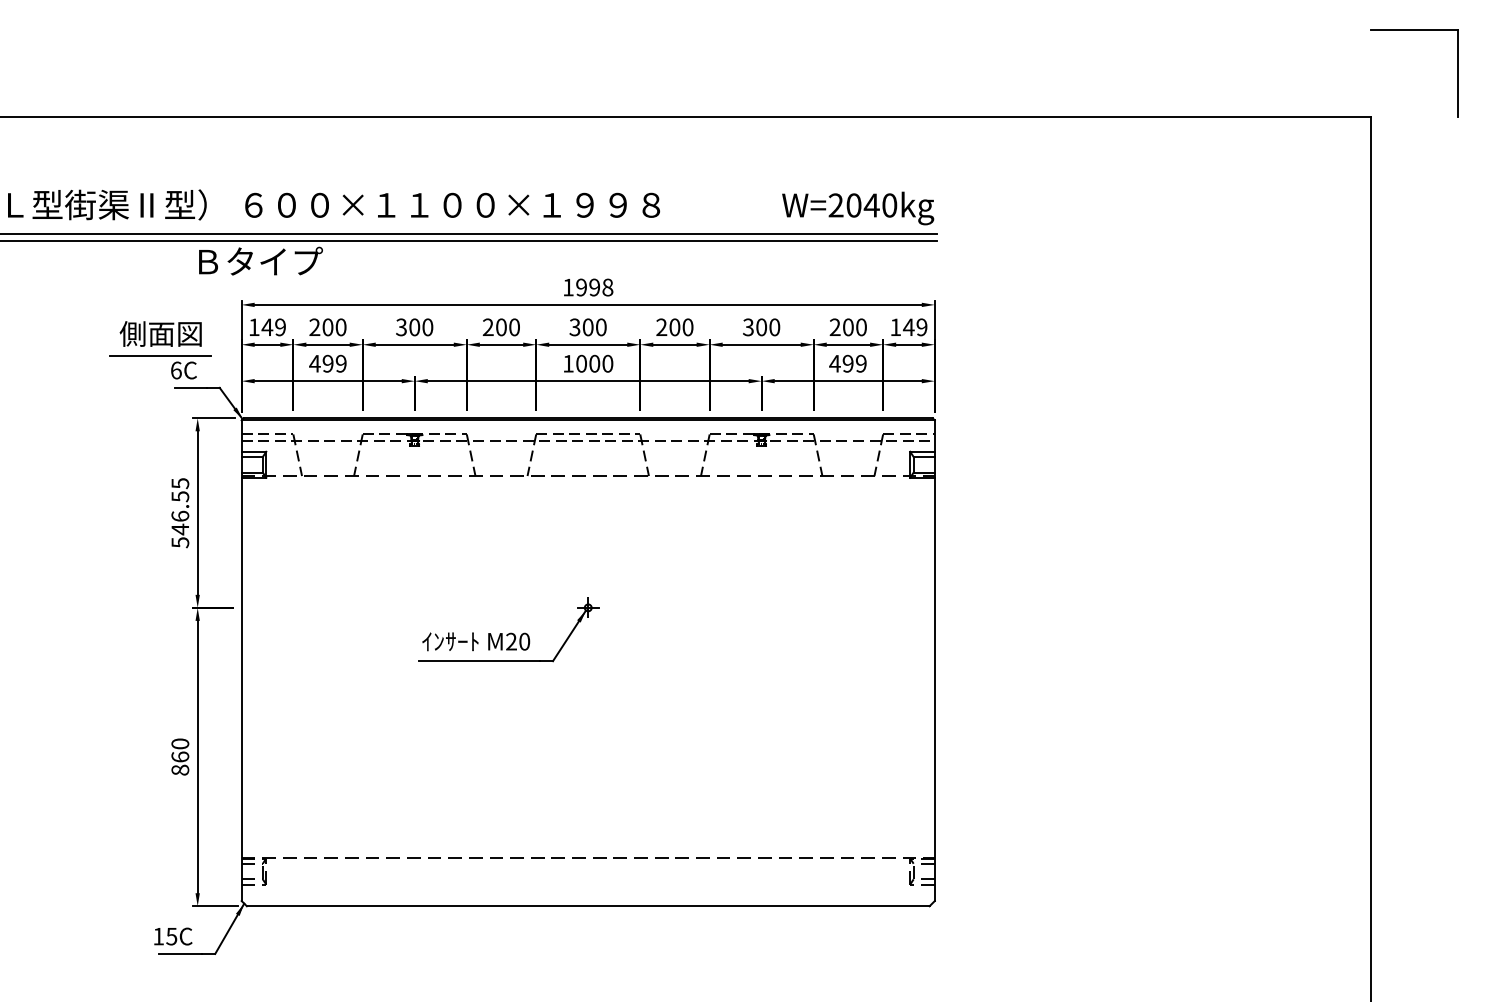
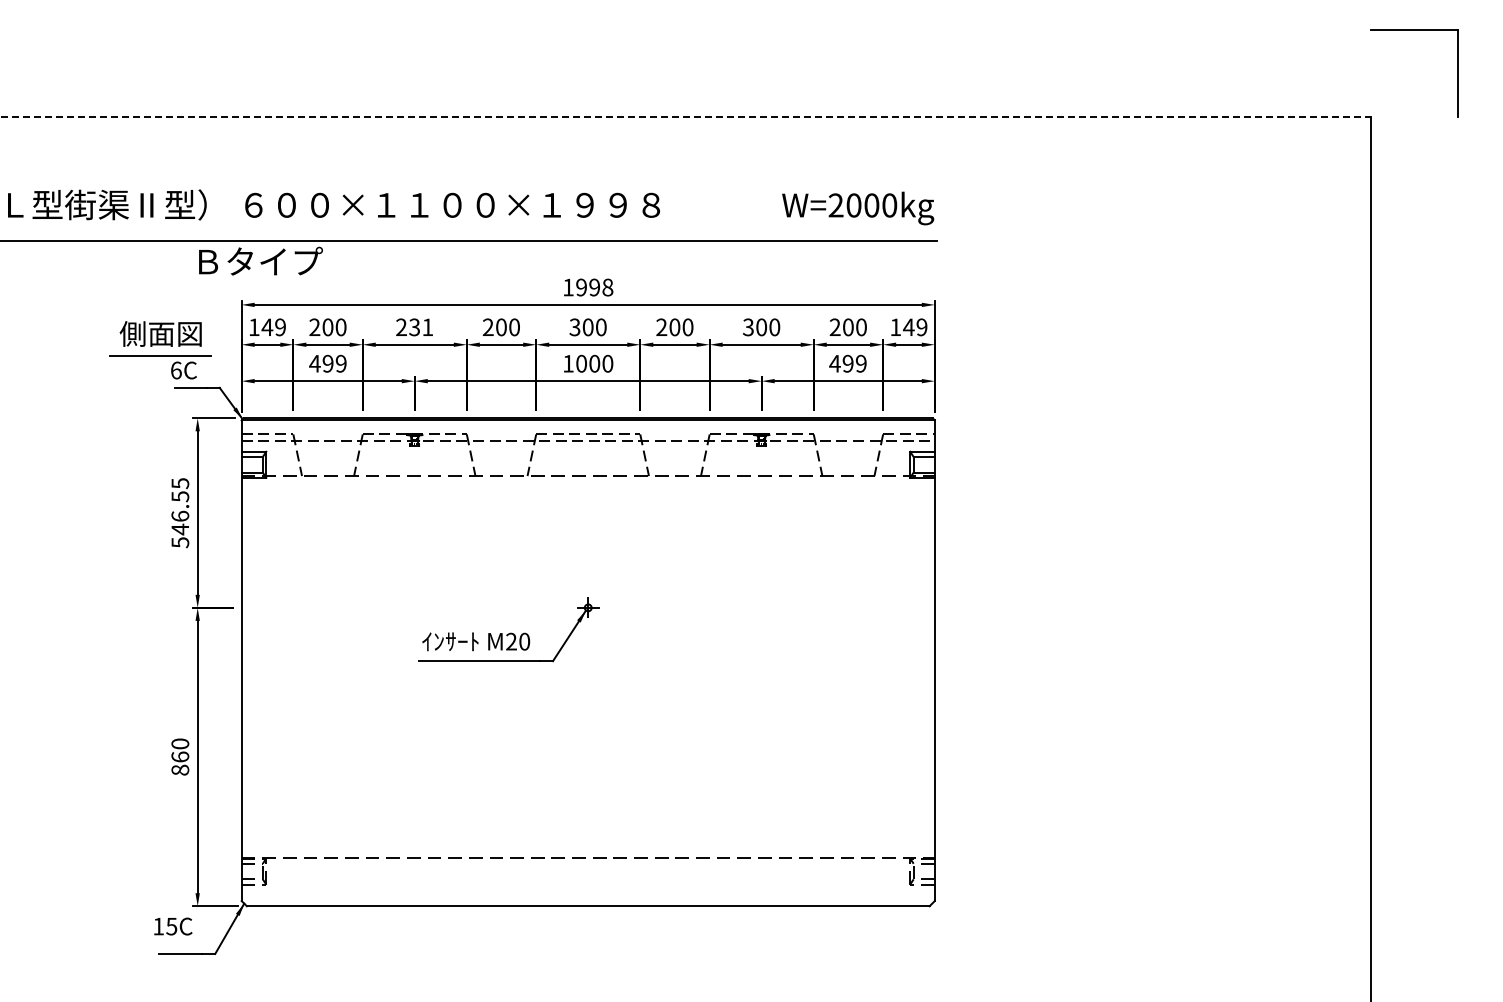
line: solid -> dashed (686, 116)
text: W=2040kg -> W=2000kg (871, 205)
line: present -> none (469, 233)
text: 300 -> 231 (414, 327)
text position: (173, 936) -> (173, 926) (173, 926)
